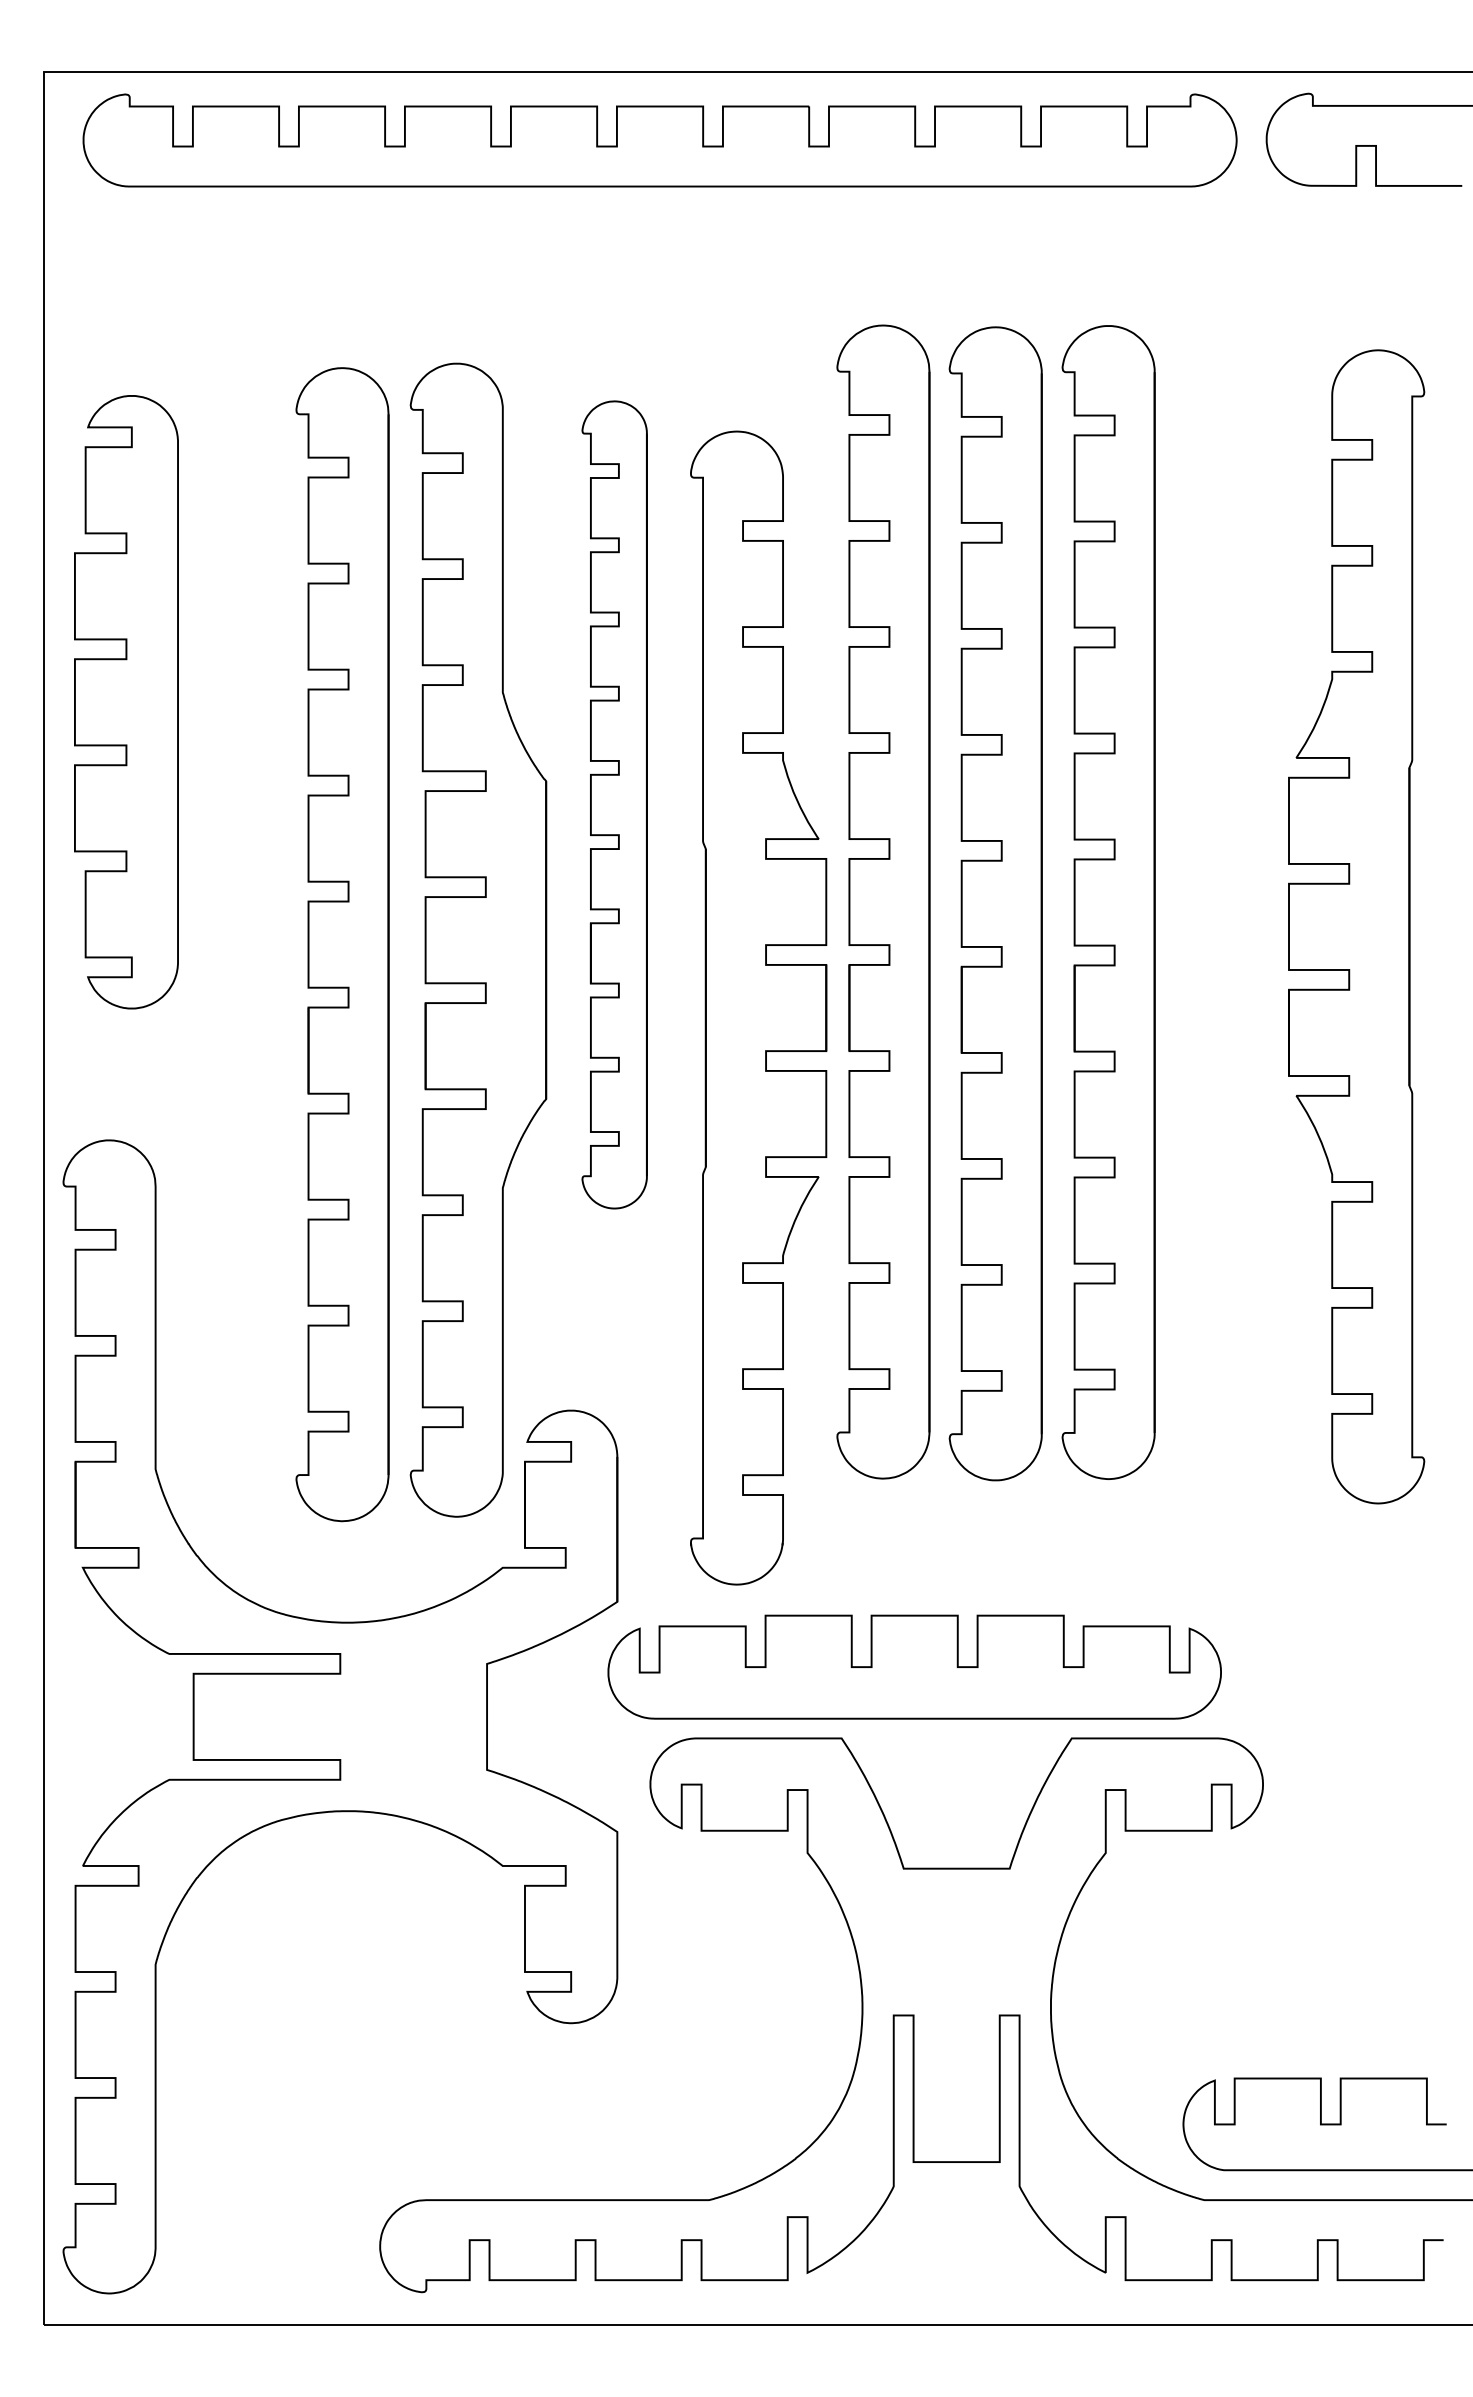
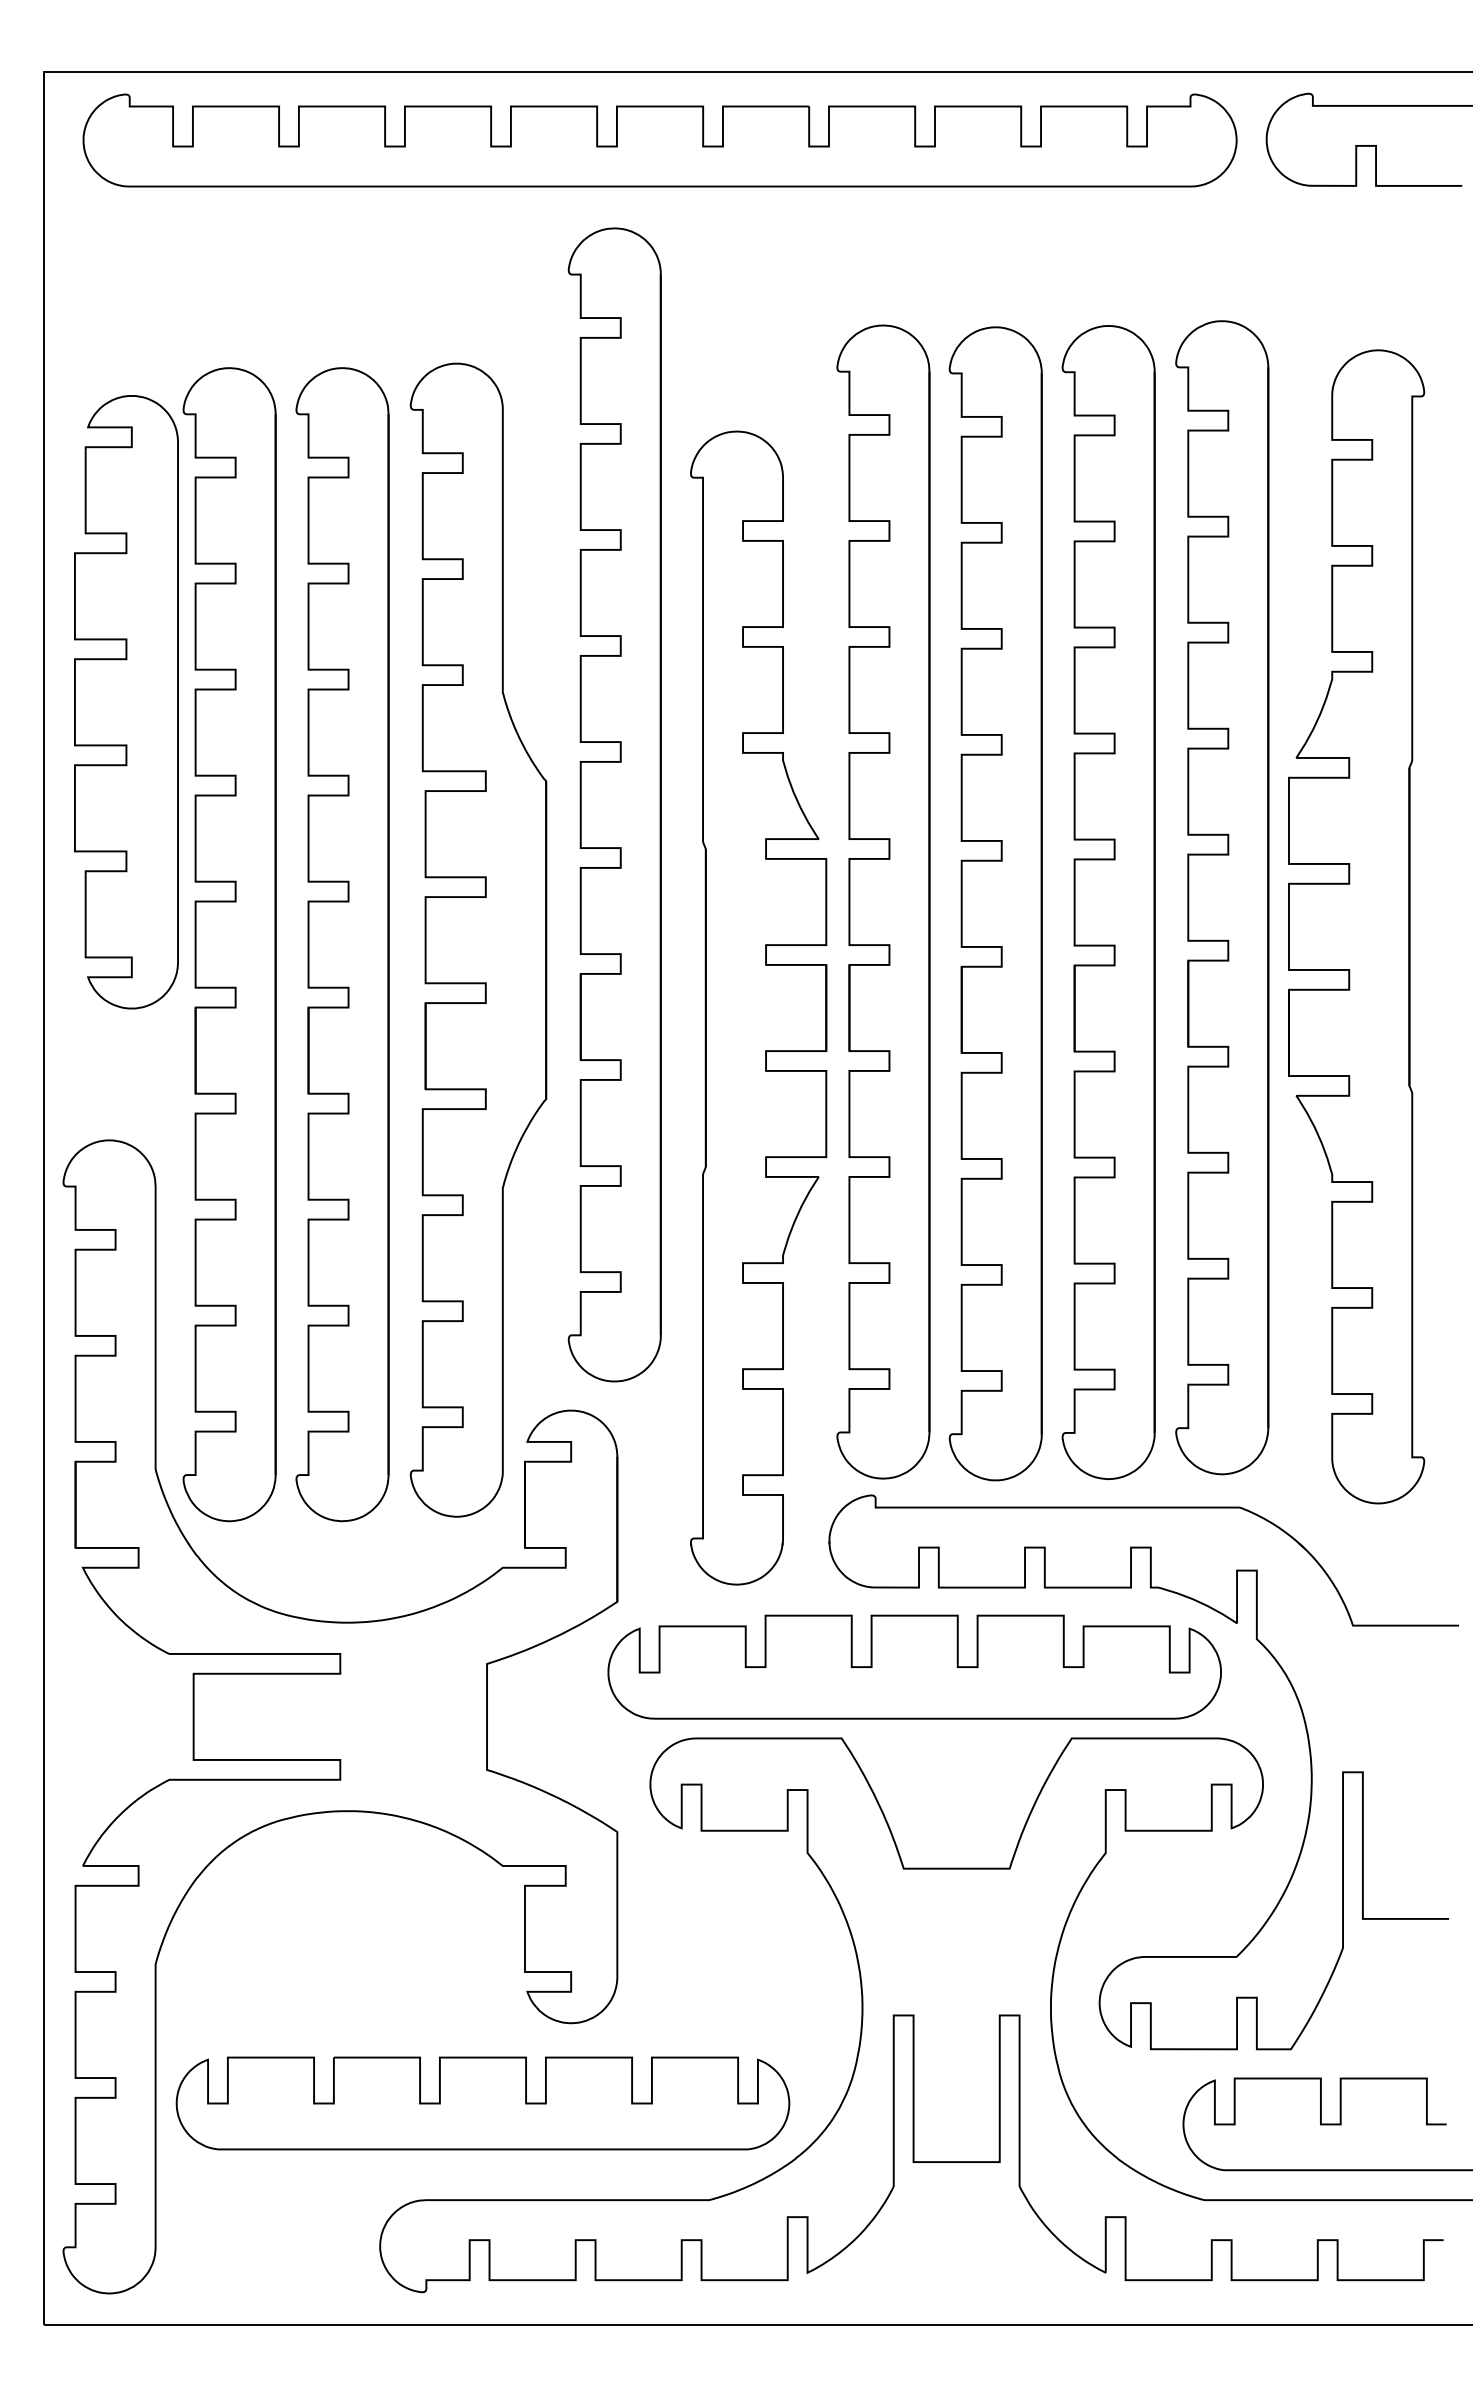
part size: 67x810 px -> 95x1156 px (614, 804)
part: none -> present (1222, 897)
part: none -> present (229, 944)
part: none -> present (1309, 1757)
part: none -> present (482, 2103)
